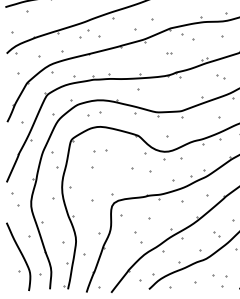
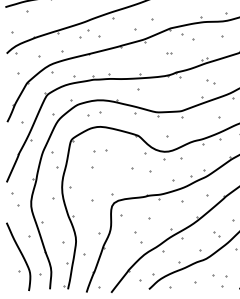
part position: (220, 76) -> (210, 81) (210, 81)
